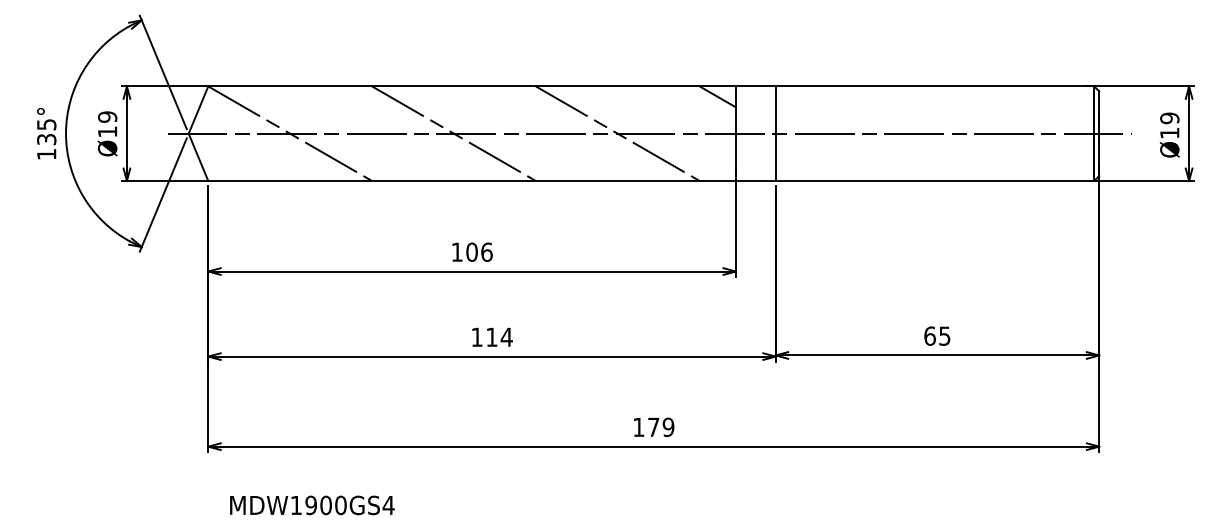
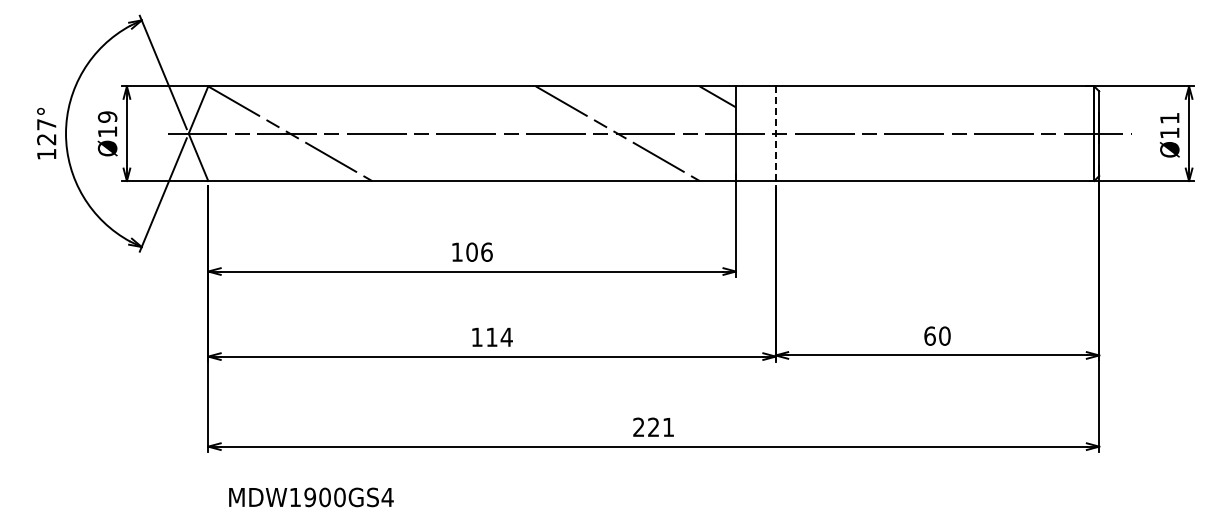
text: Ø19 -> Ø11 (1169, 118)
text: 135° -> 127° (46, 132)
line: present -> none (453, 133)
line: solid -> dashed (775, 133)
text: 65 -> 60 (944, 335)
text: 179 -> 221 (653, 427)
text position: (312, 505) -> (311, 497) (311, 497)
